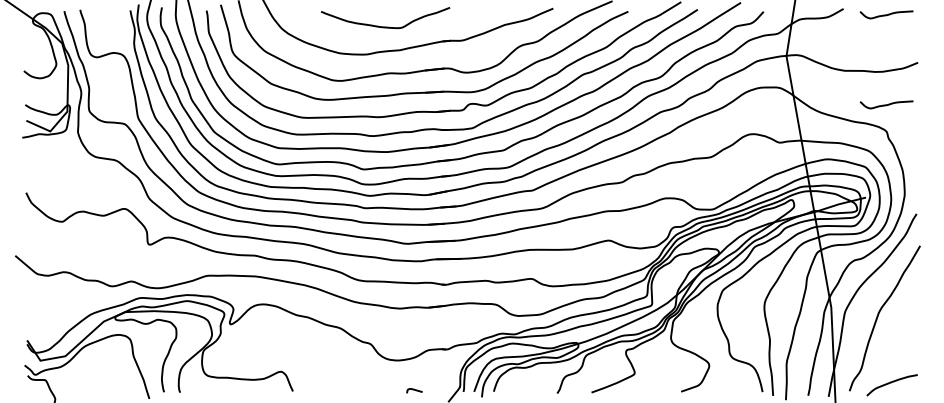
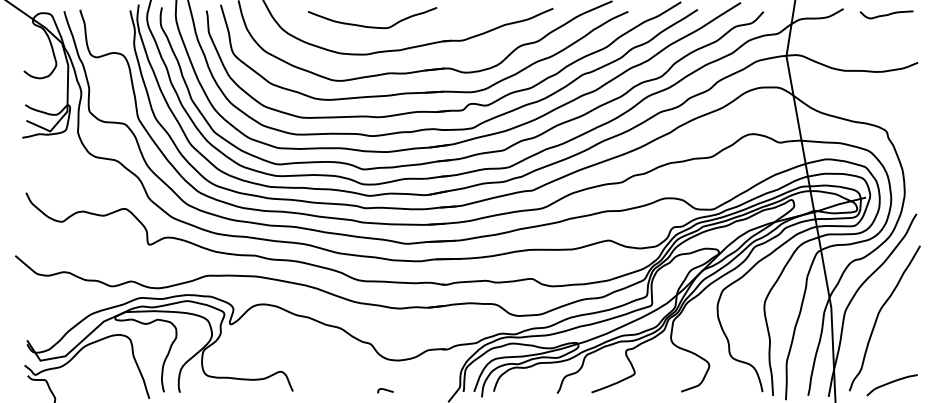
curve position: (385, 26) -> (372, 26) (372, 26)
curve: present -> none (886, 104)
curve position: (414, 390) -> (385, 390) (385, 390)
